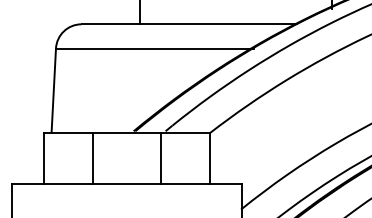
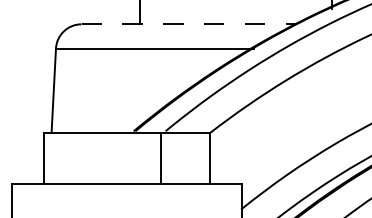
line: solid -> dashed (189, 24)
line: present -> none (92, 157)
